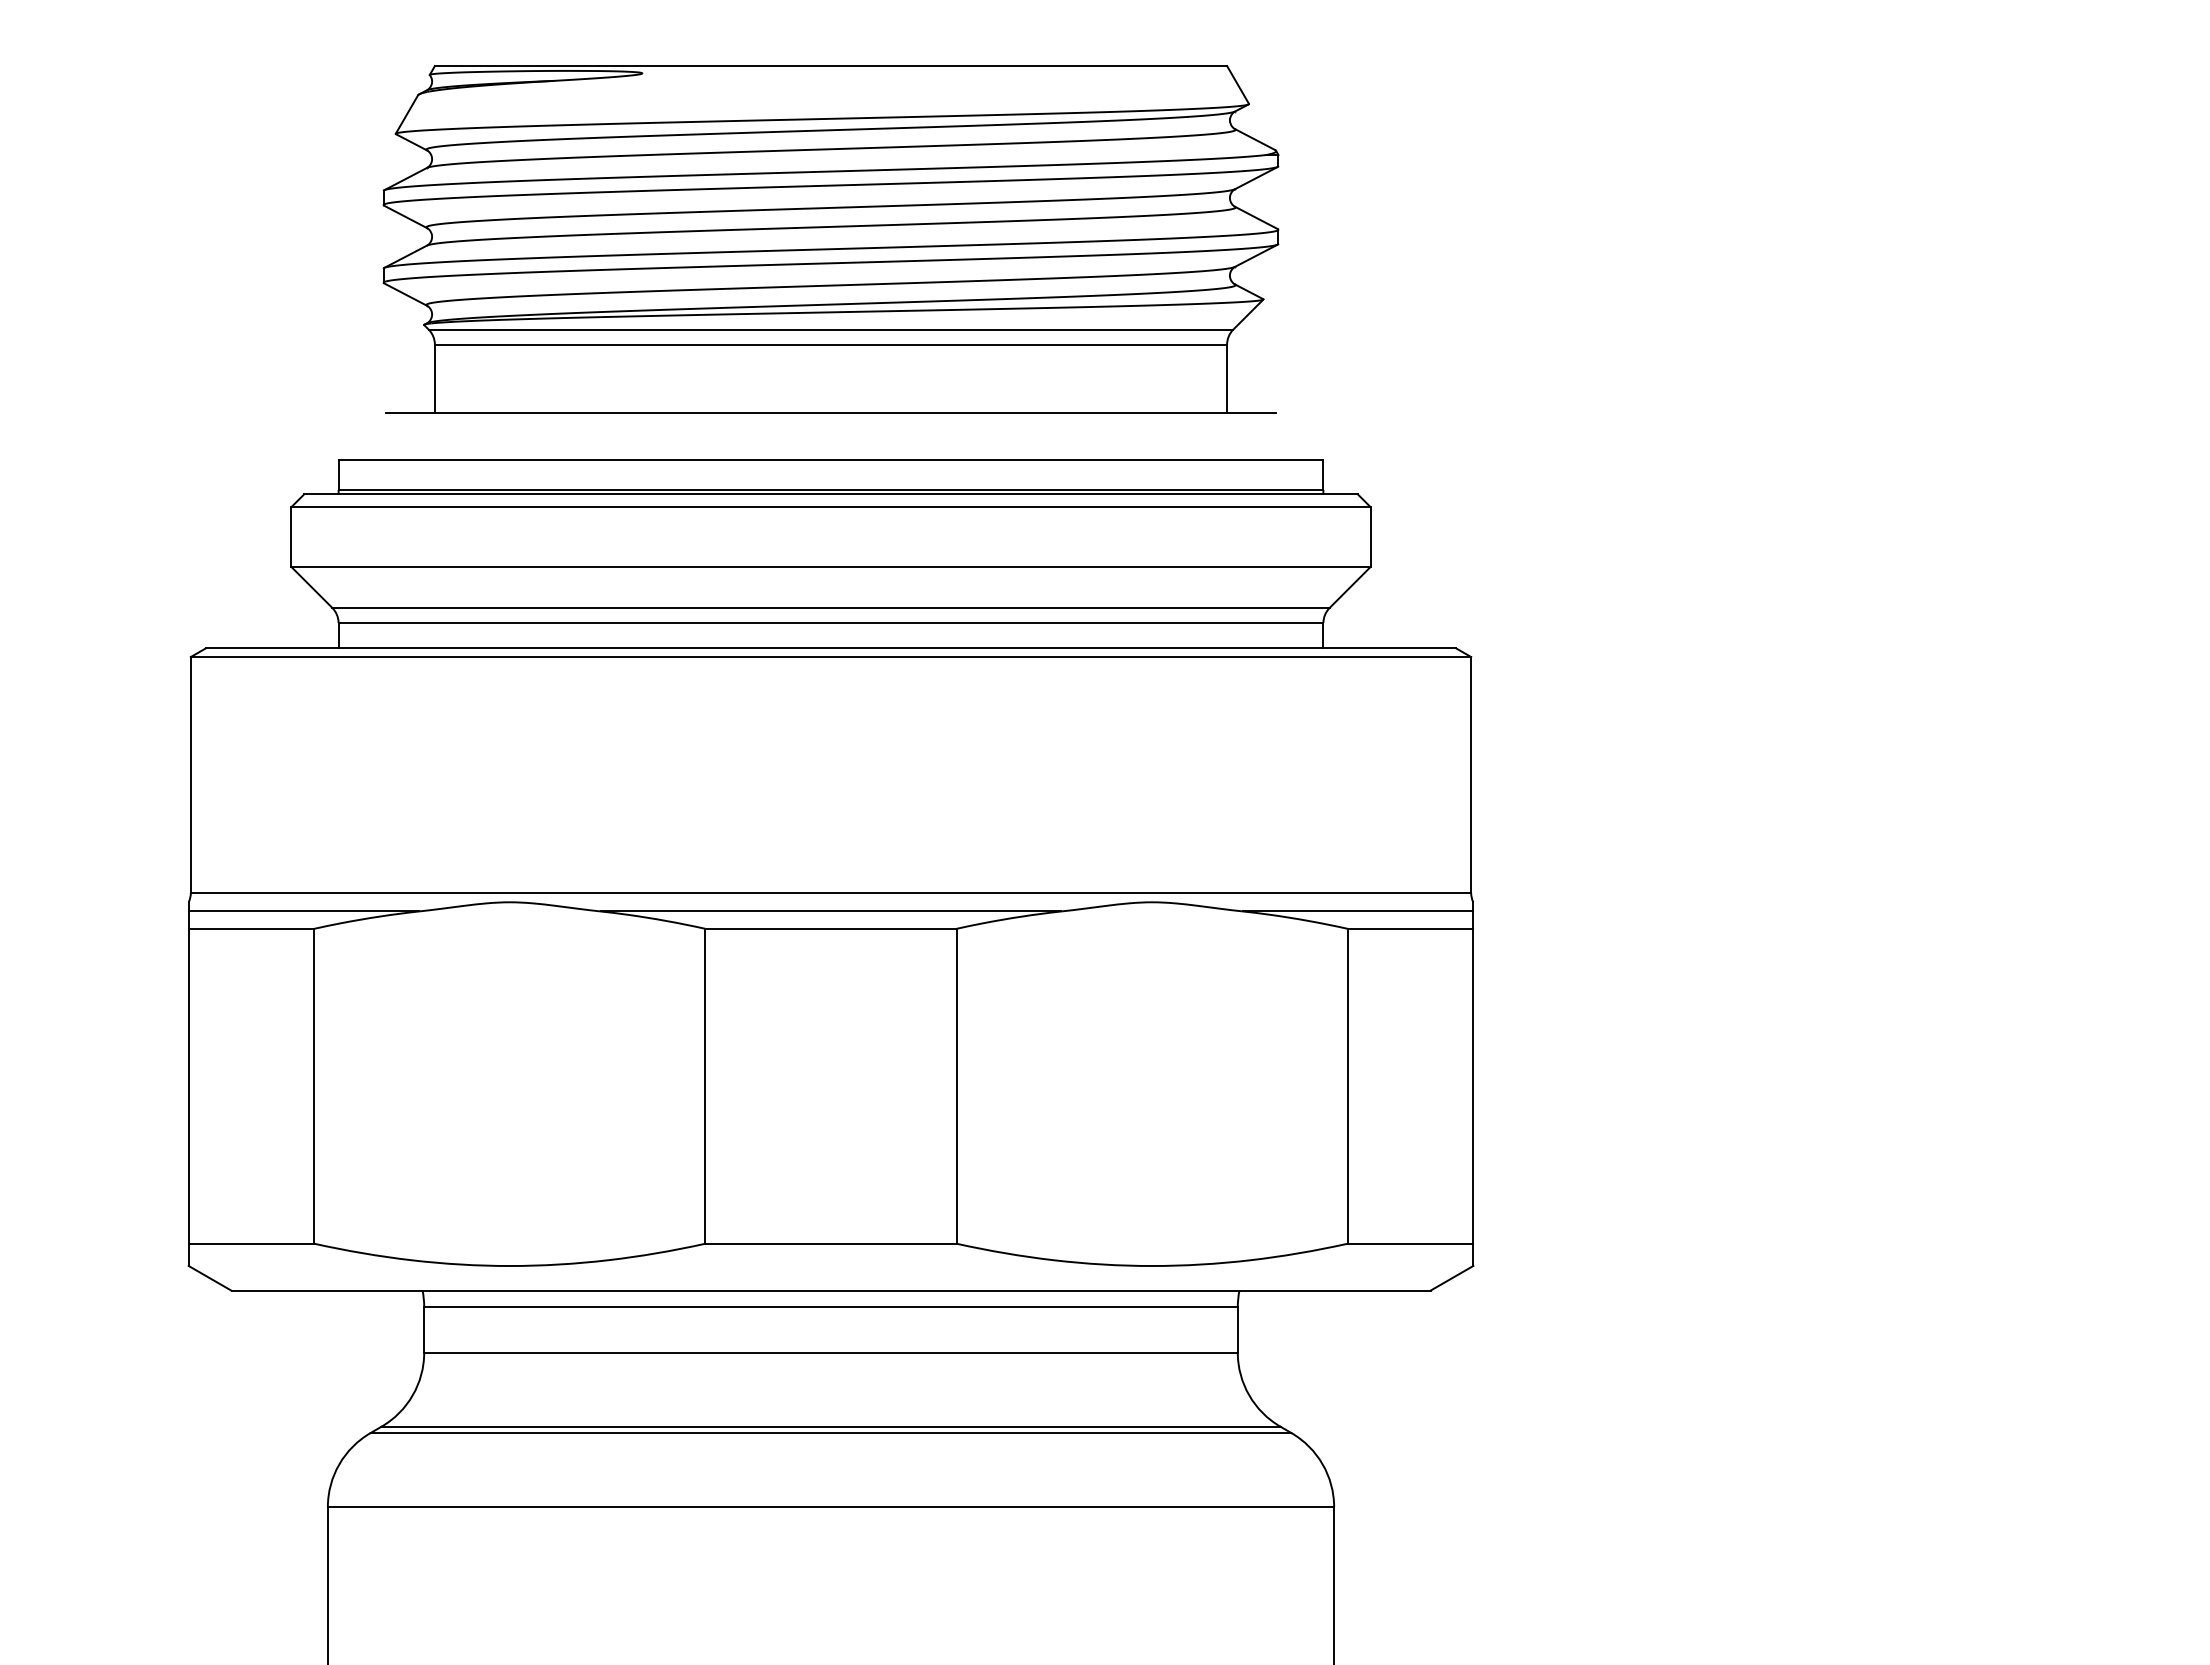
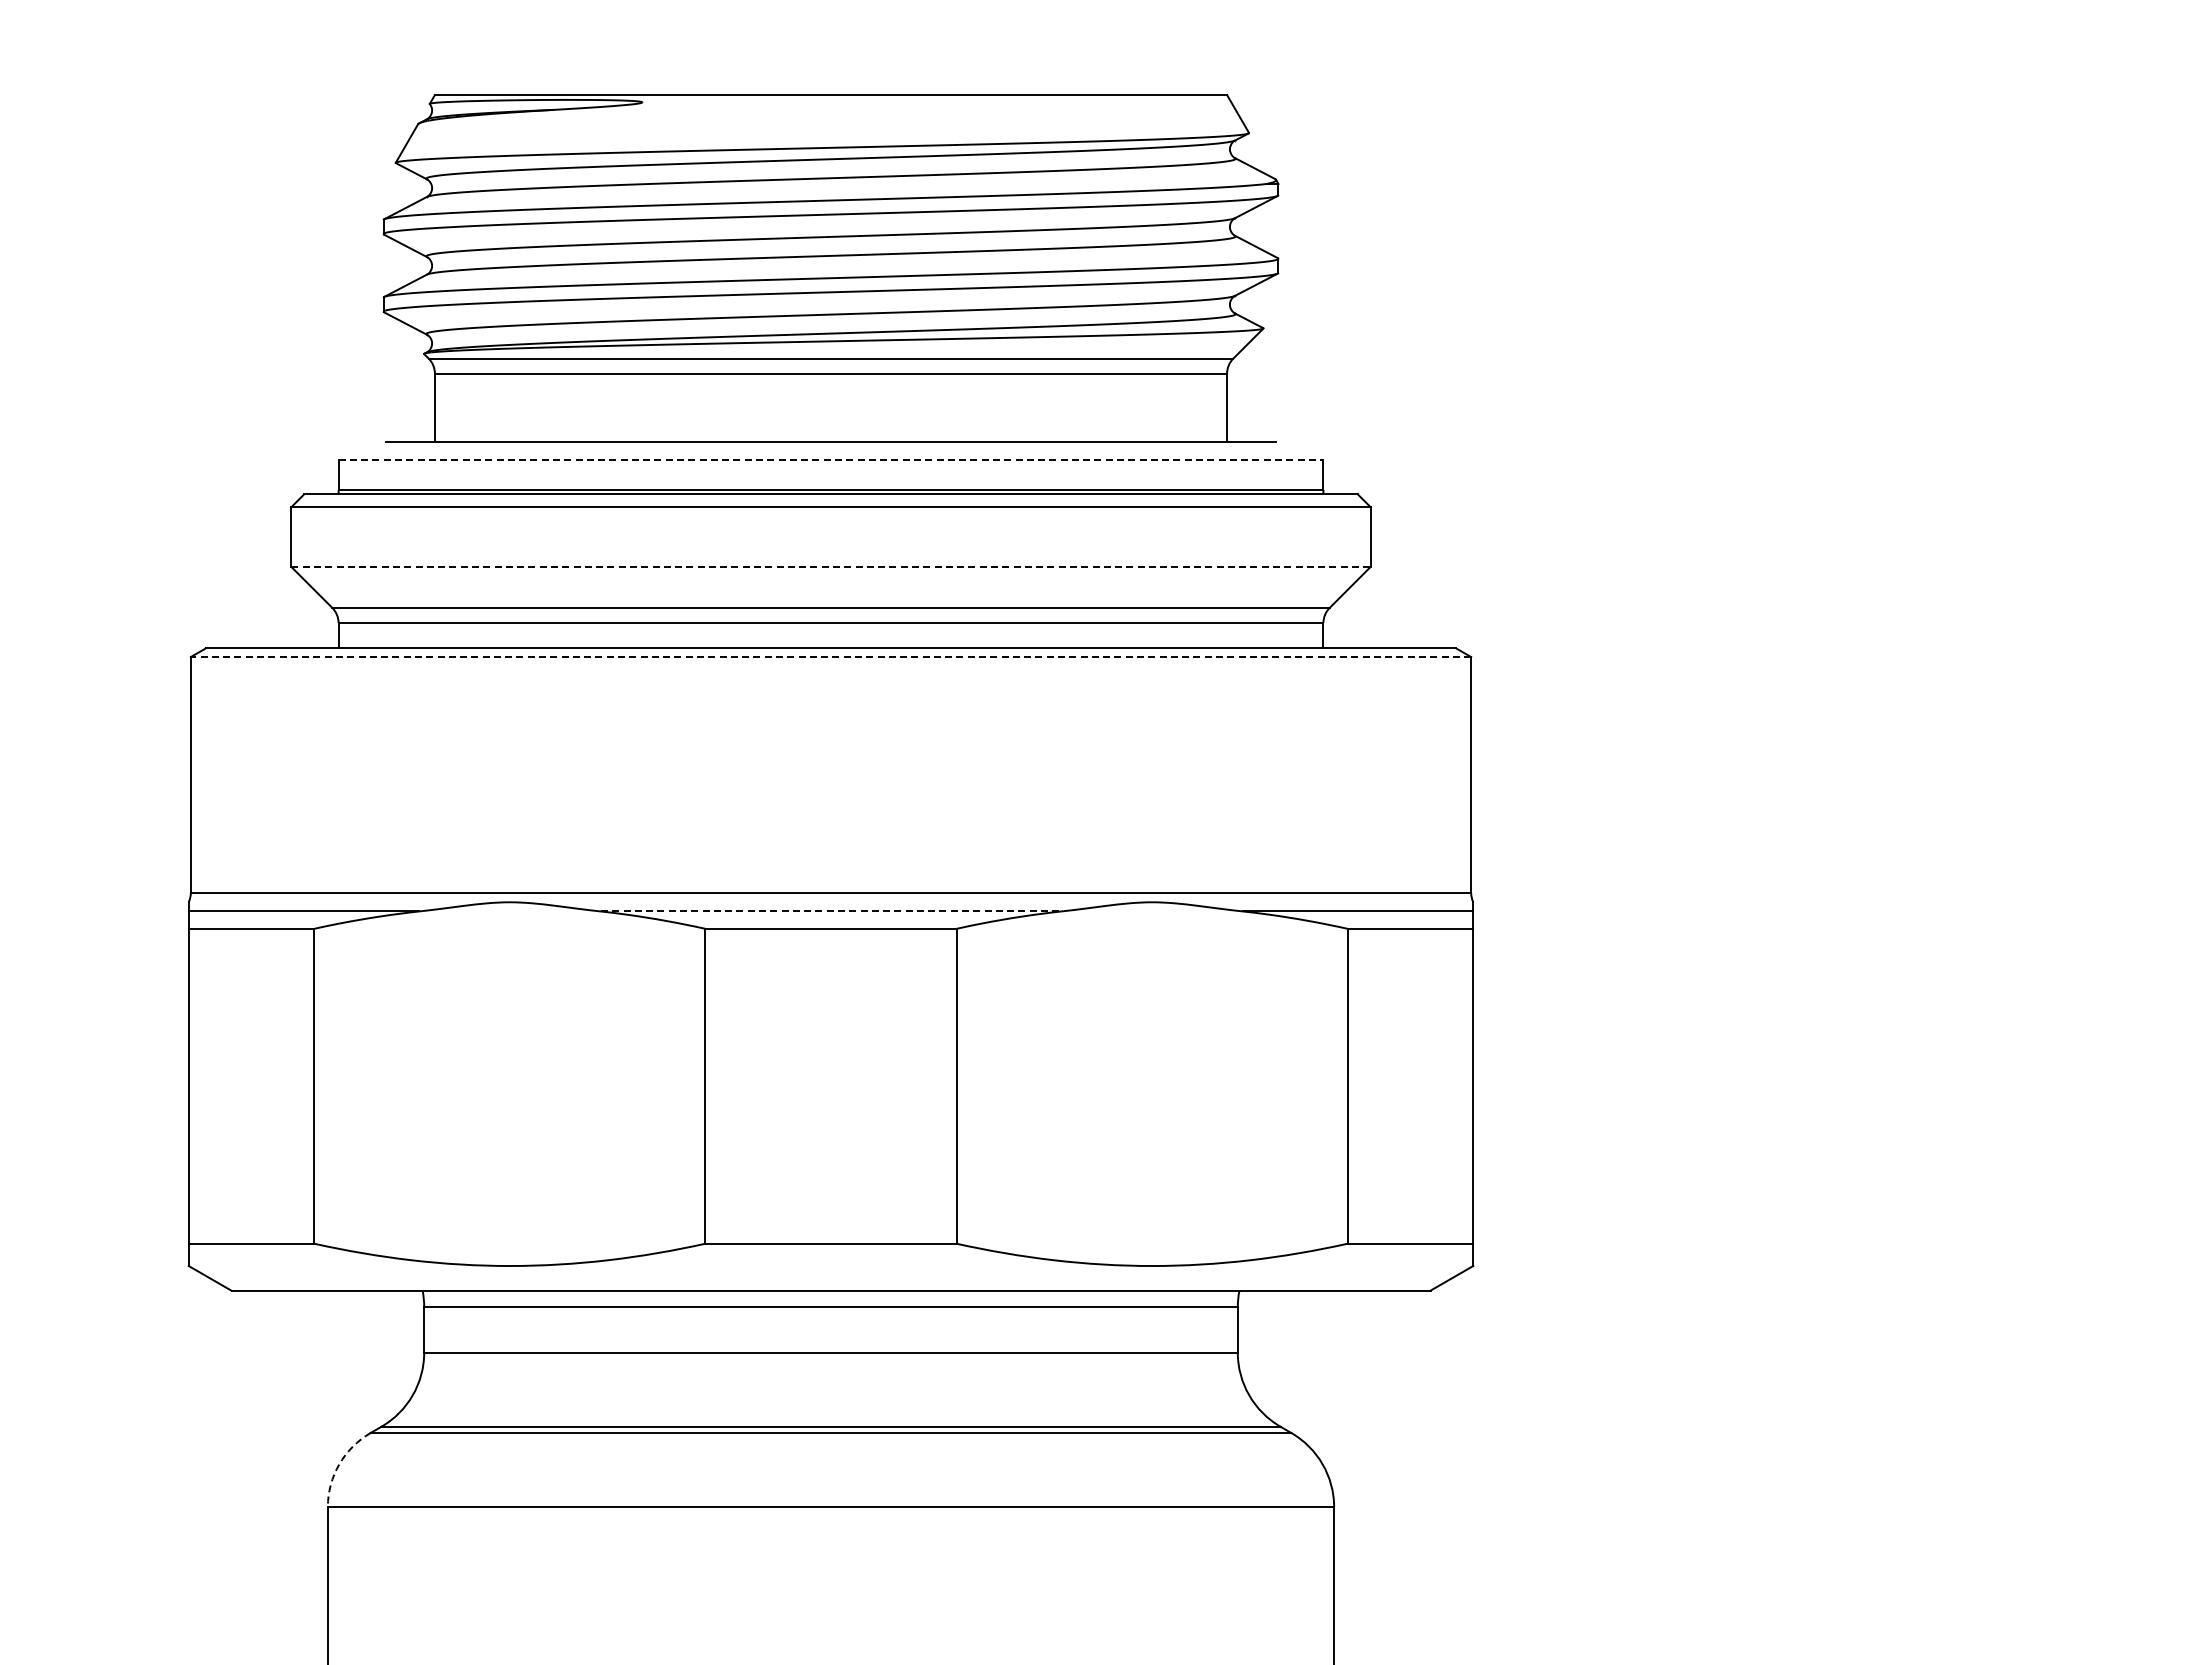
part position: (830, 239) -> (830, 268) (830, 268)
line: solid -> dashed (831, 459)
line: solid -> dashed (831, 567)
line: solid -> dashed (830, 657)
line: solid -> dashed (831, 911)
arc: solid -> dashed (339, 1464)
